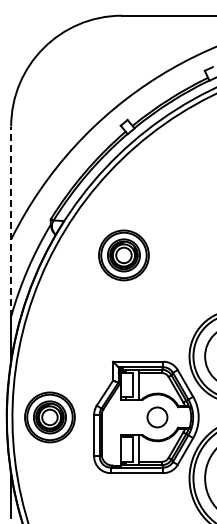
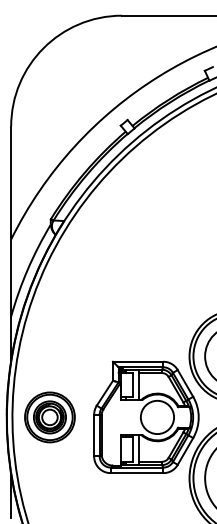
line: dashed -> solid (11, 221)
part: present -> none (123, 255)
circle diameter: 20 px -> 33 px (157, 417)
